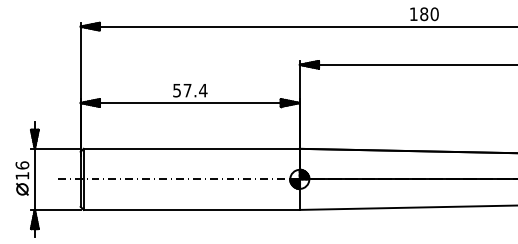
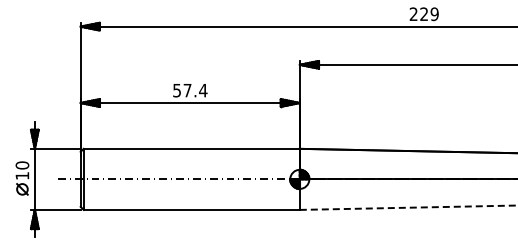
text: 180 -> 229 (423, 14)
text: 16 -> 10 (21, 165)
line: solid -> dashed (408, 207)
